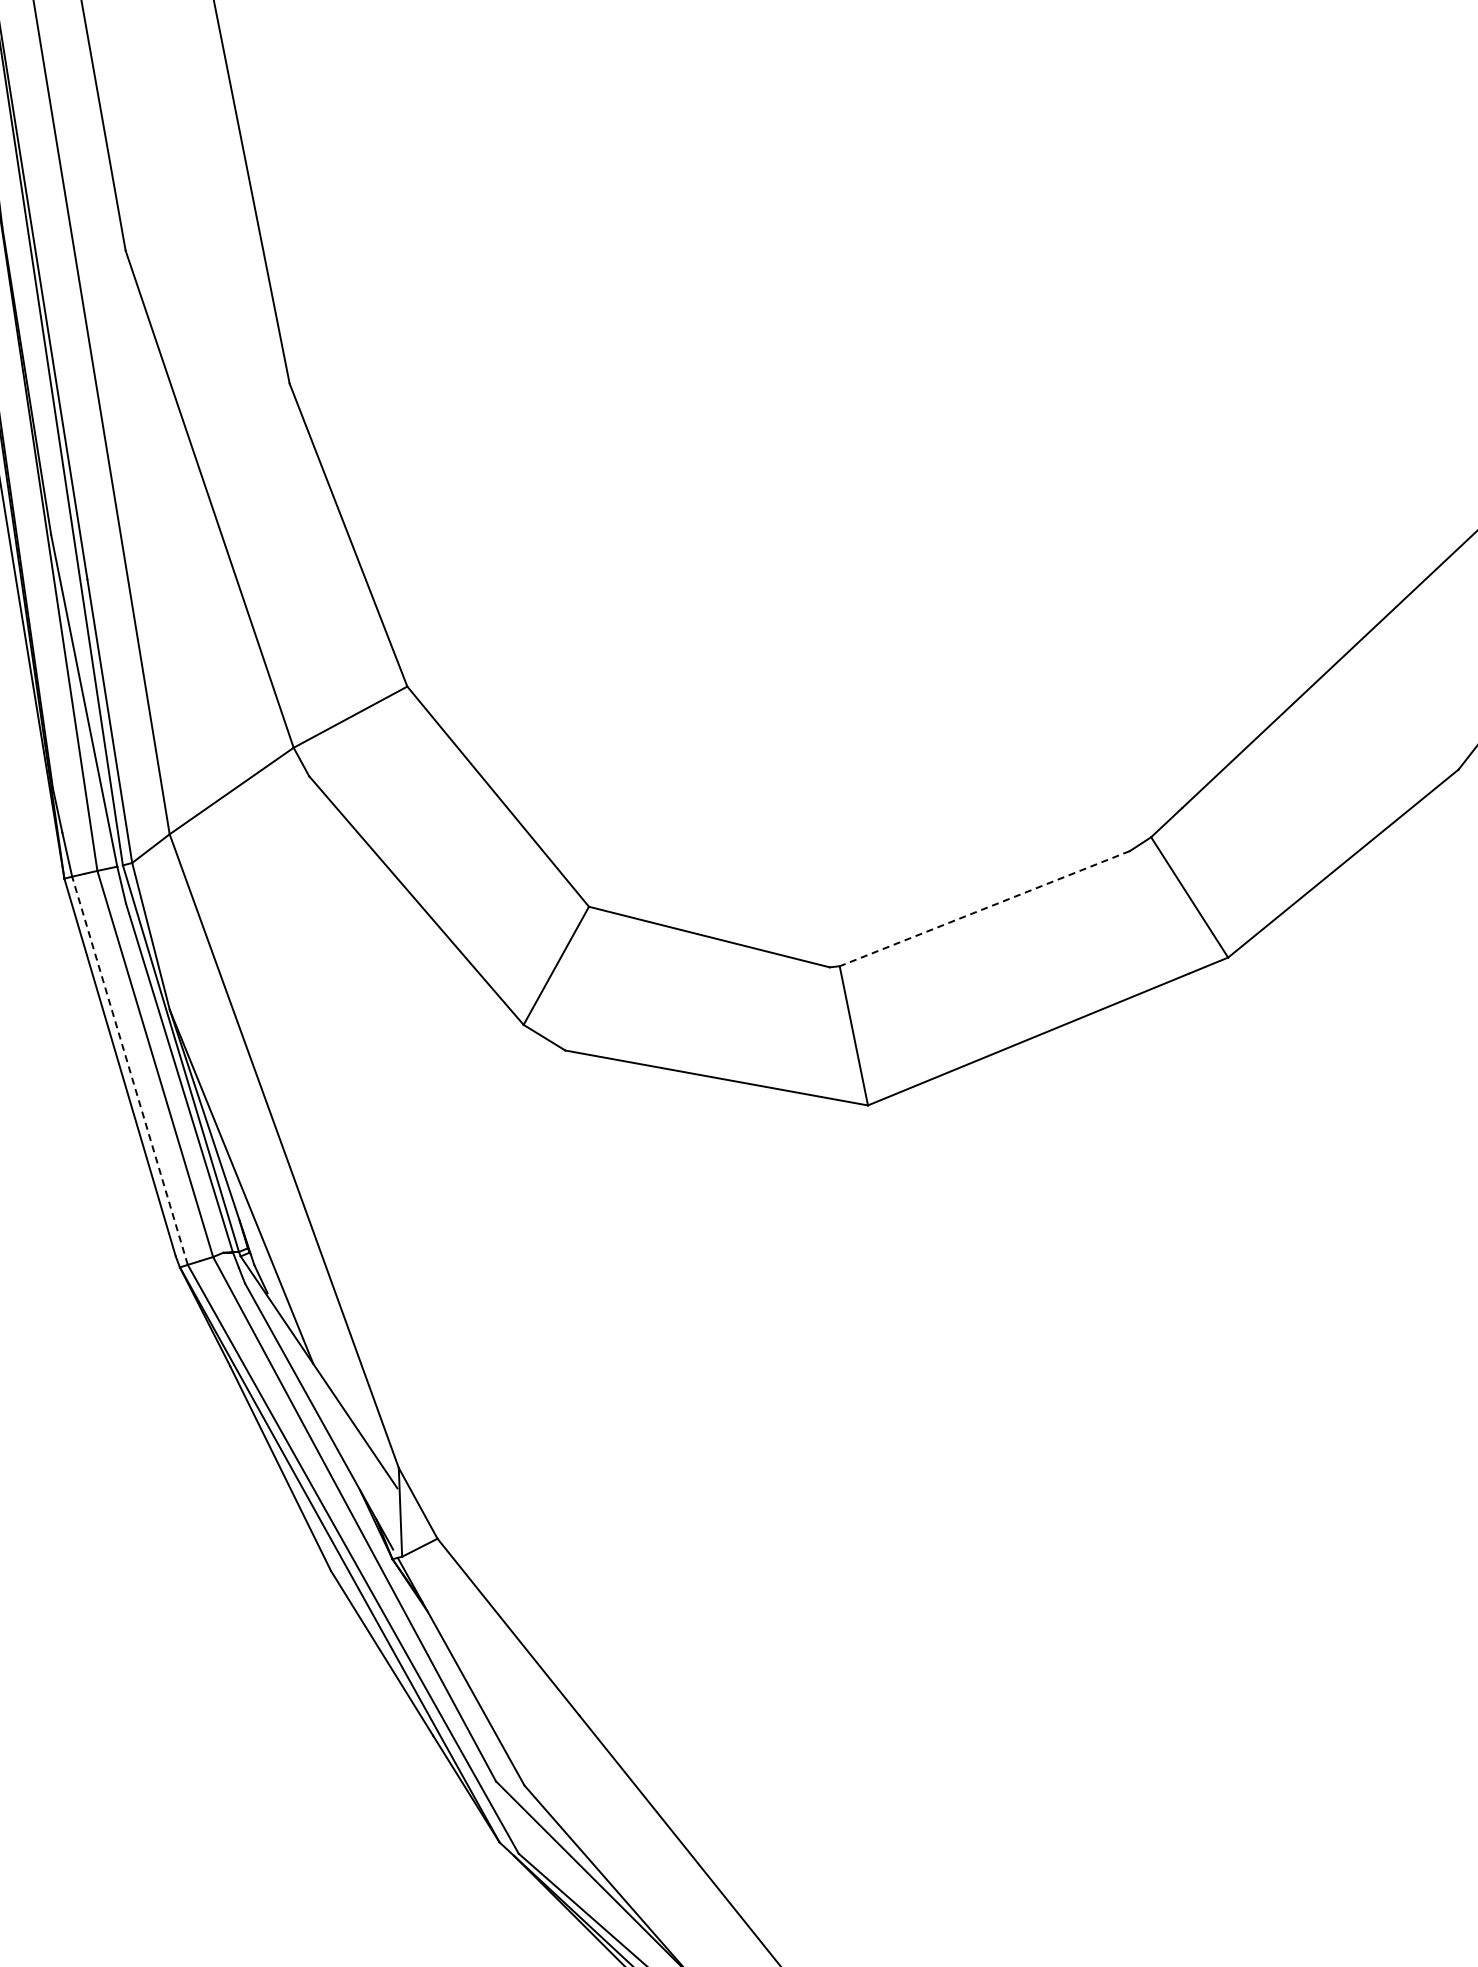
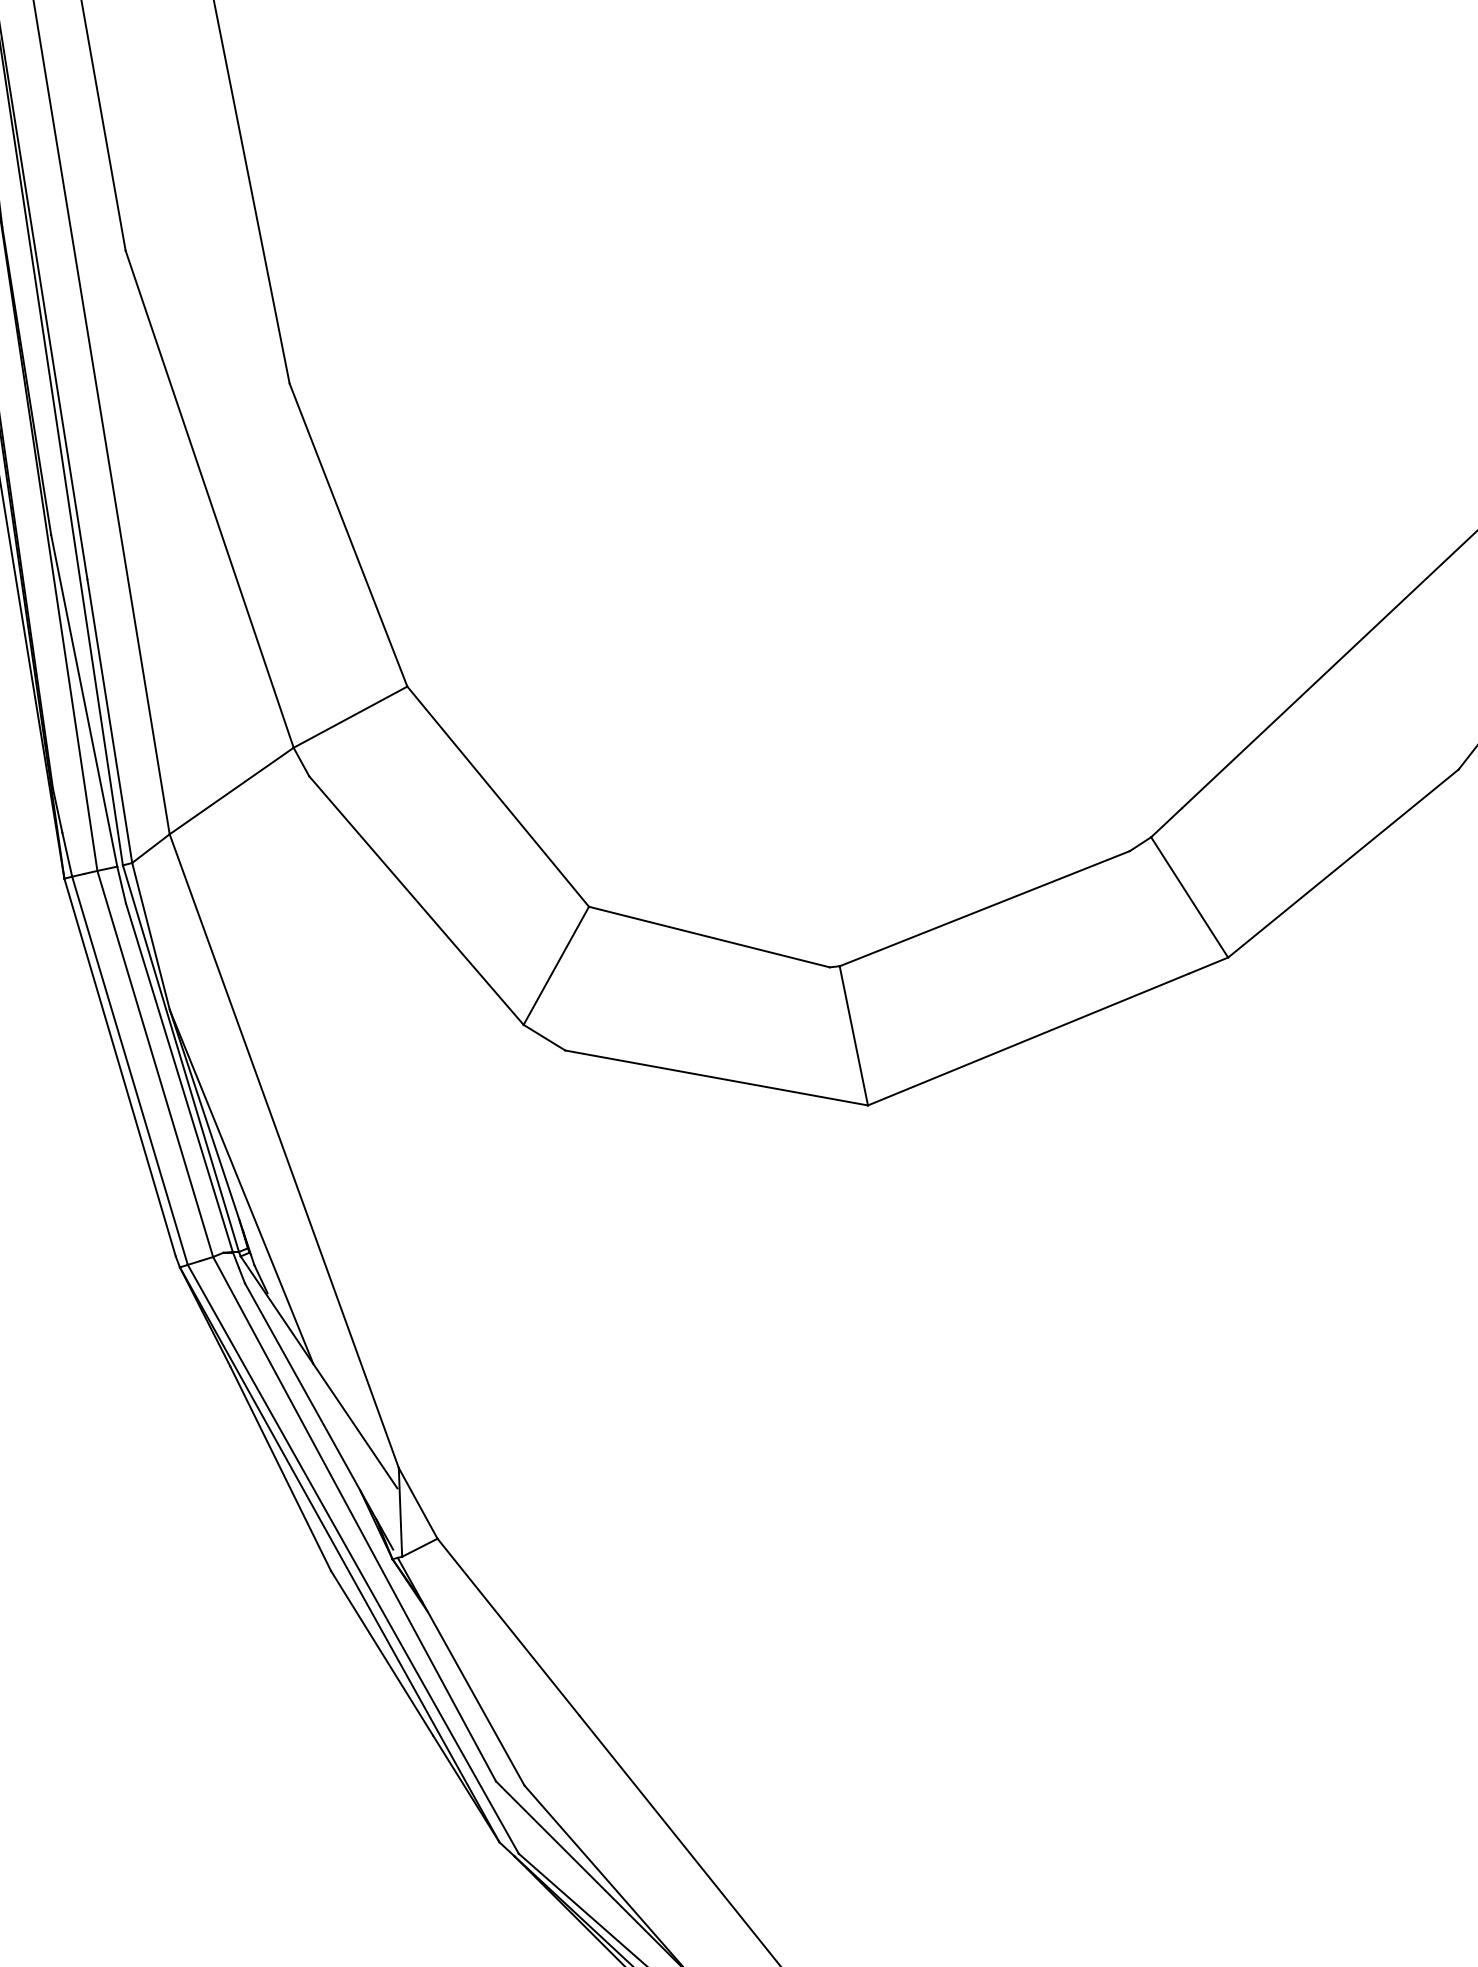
line: dashed -> solid (984, 908)
line: dashed -> solid (130, 1070)
